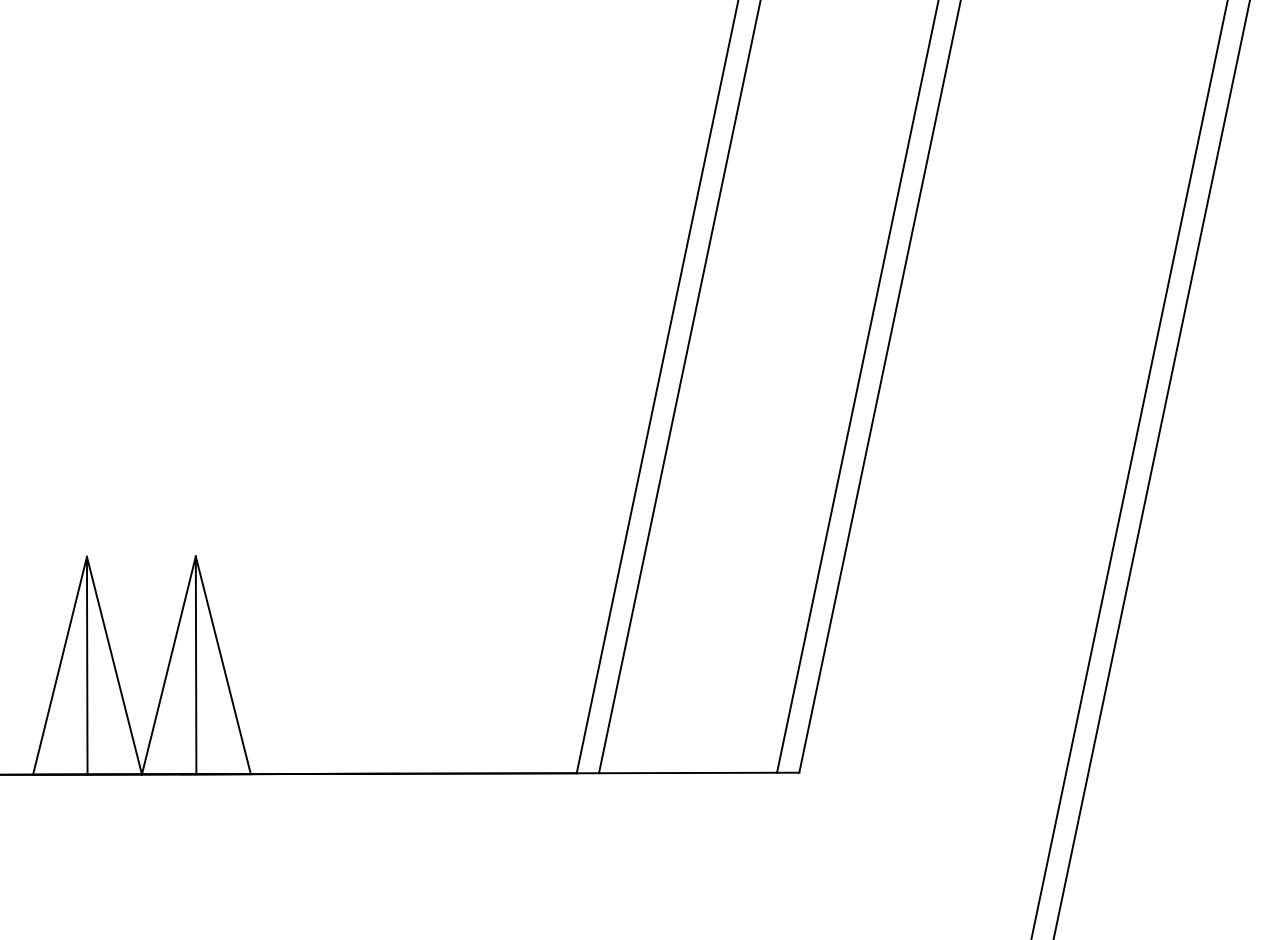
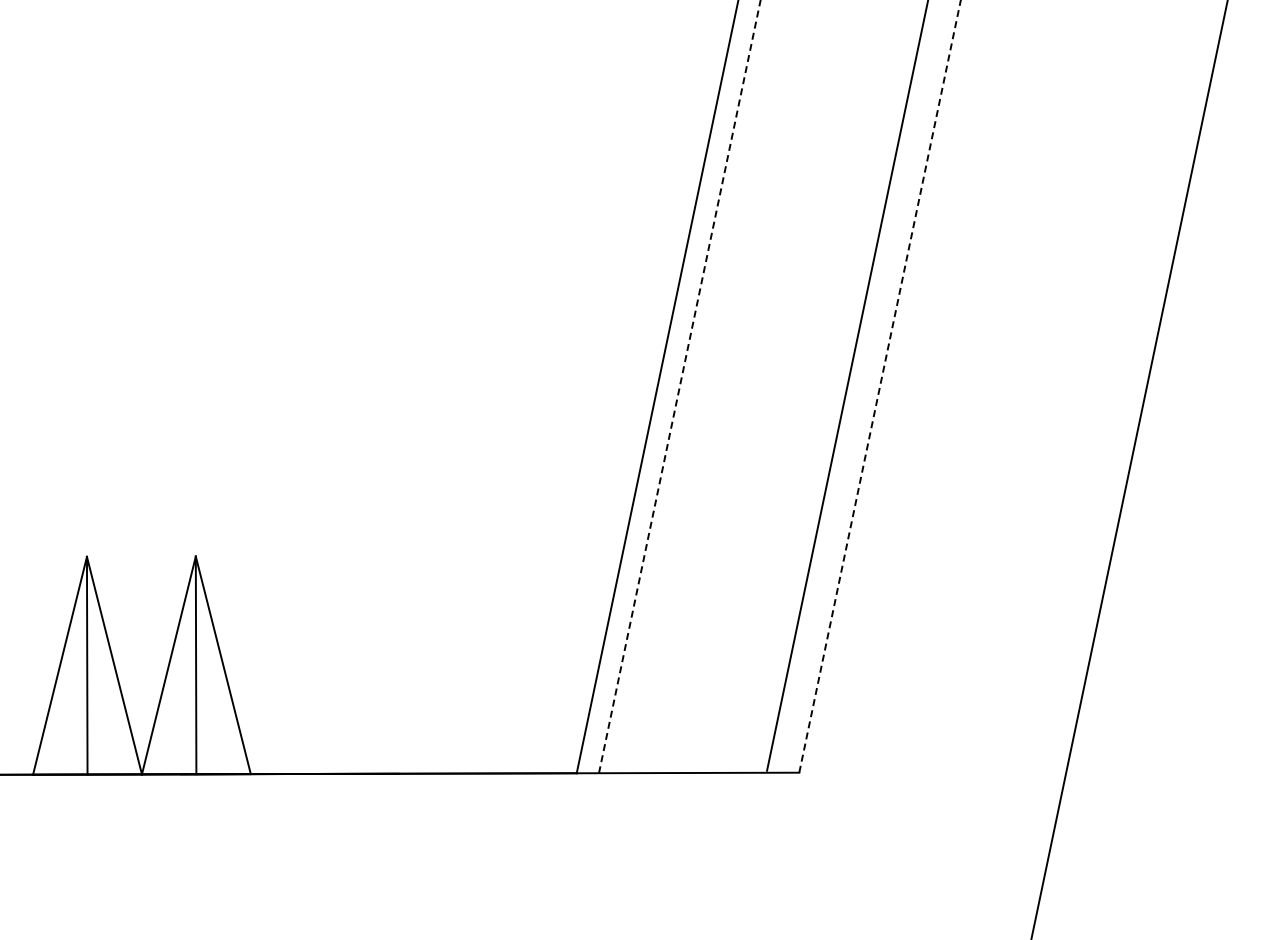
line: solid -> dashed (679, 386)
line: solid -> dashed (880, 386)
line position: (857, 387) -> (847, 386) (847, 386)
line: present -> none (1151, 469)
